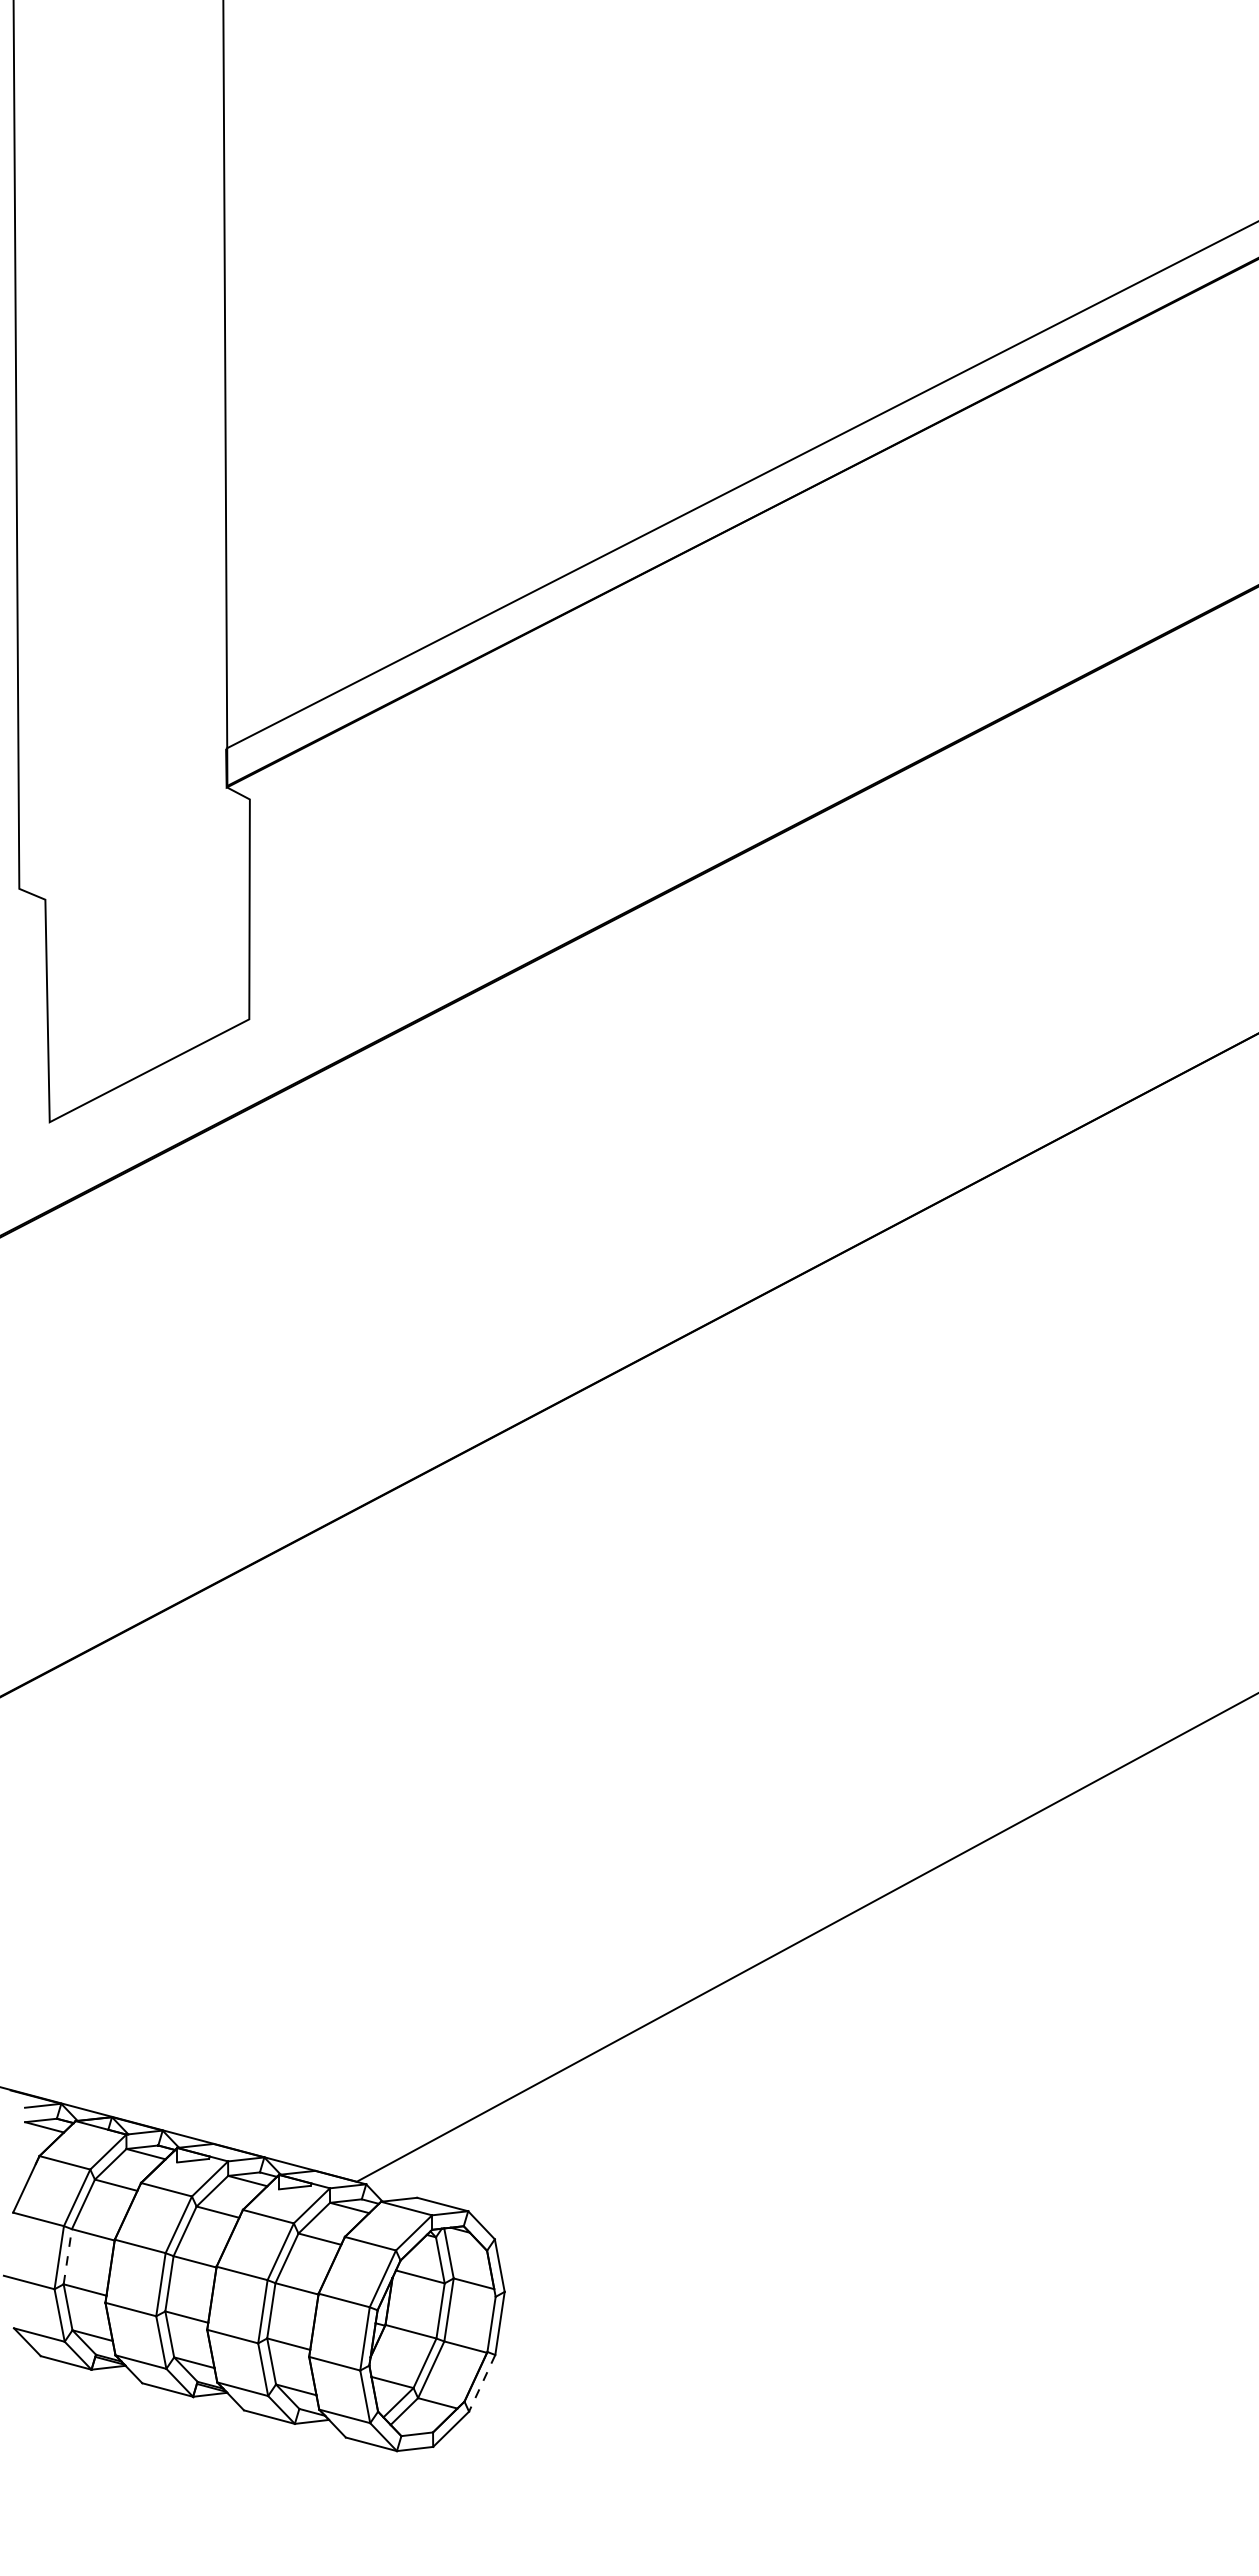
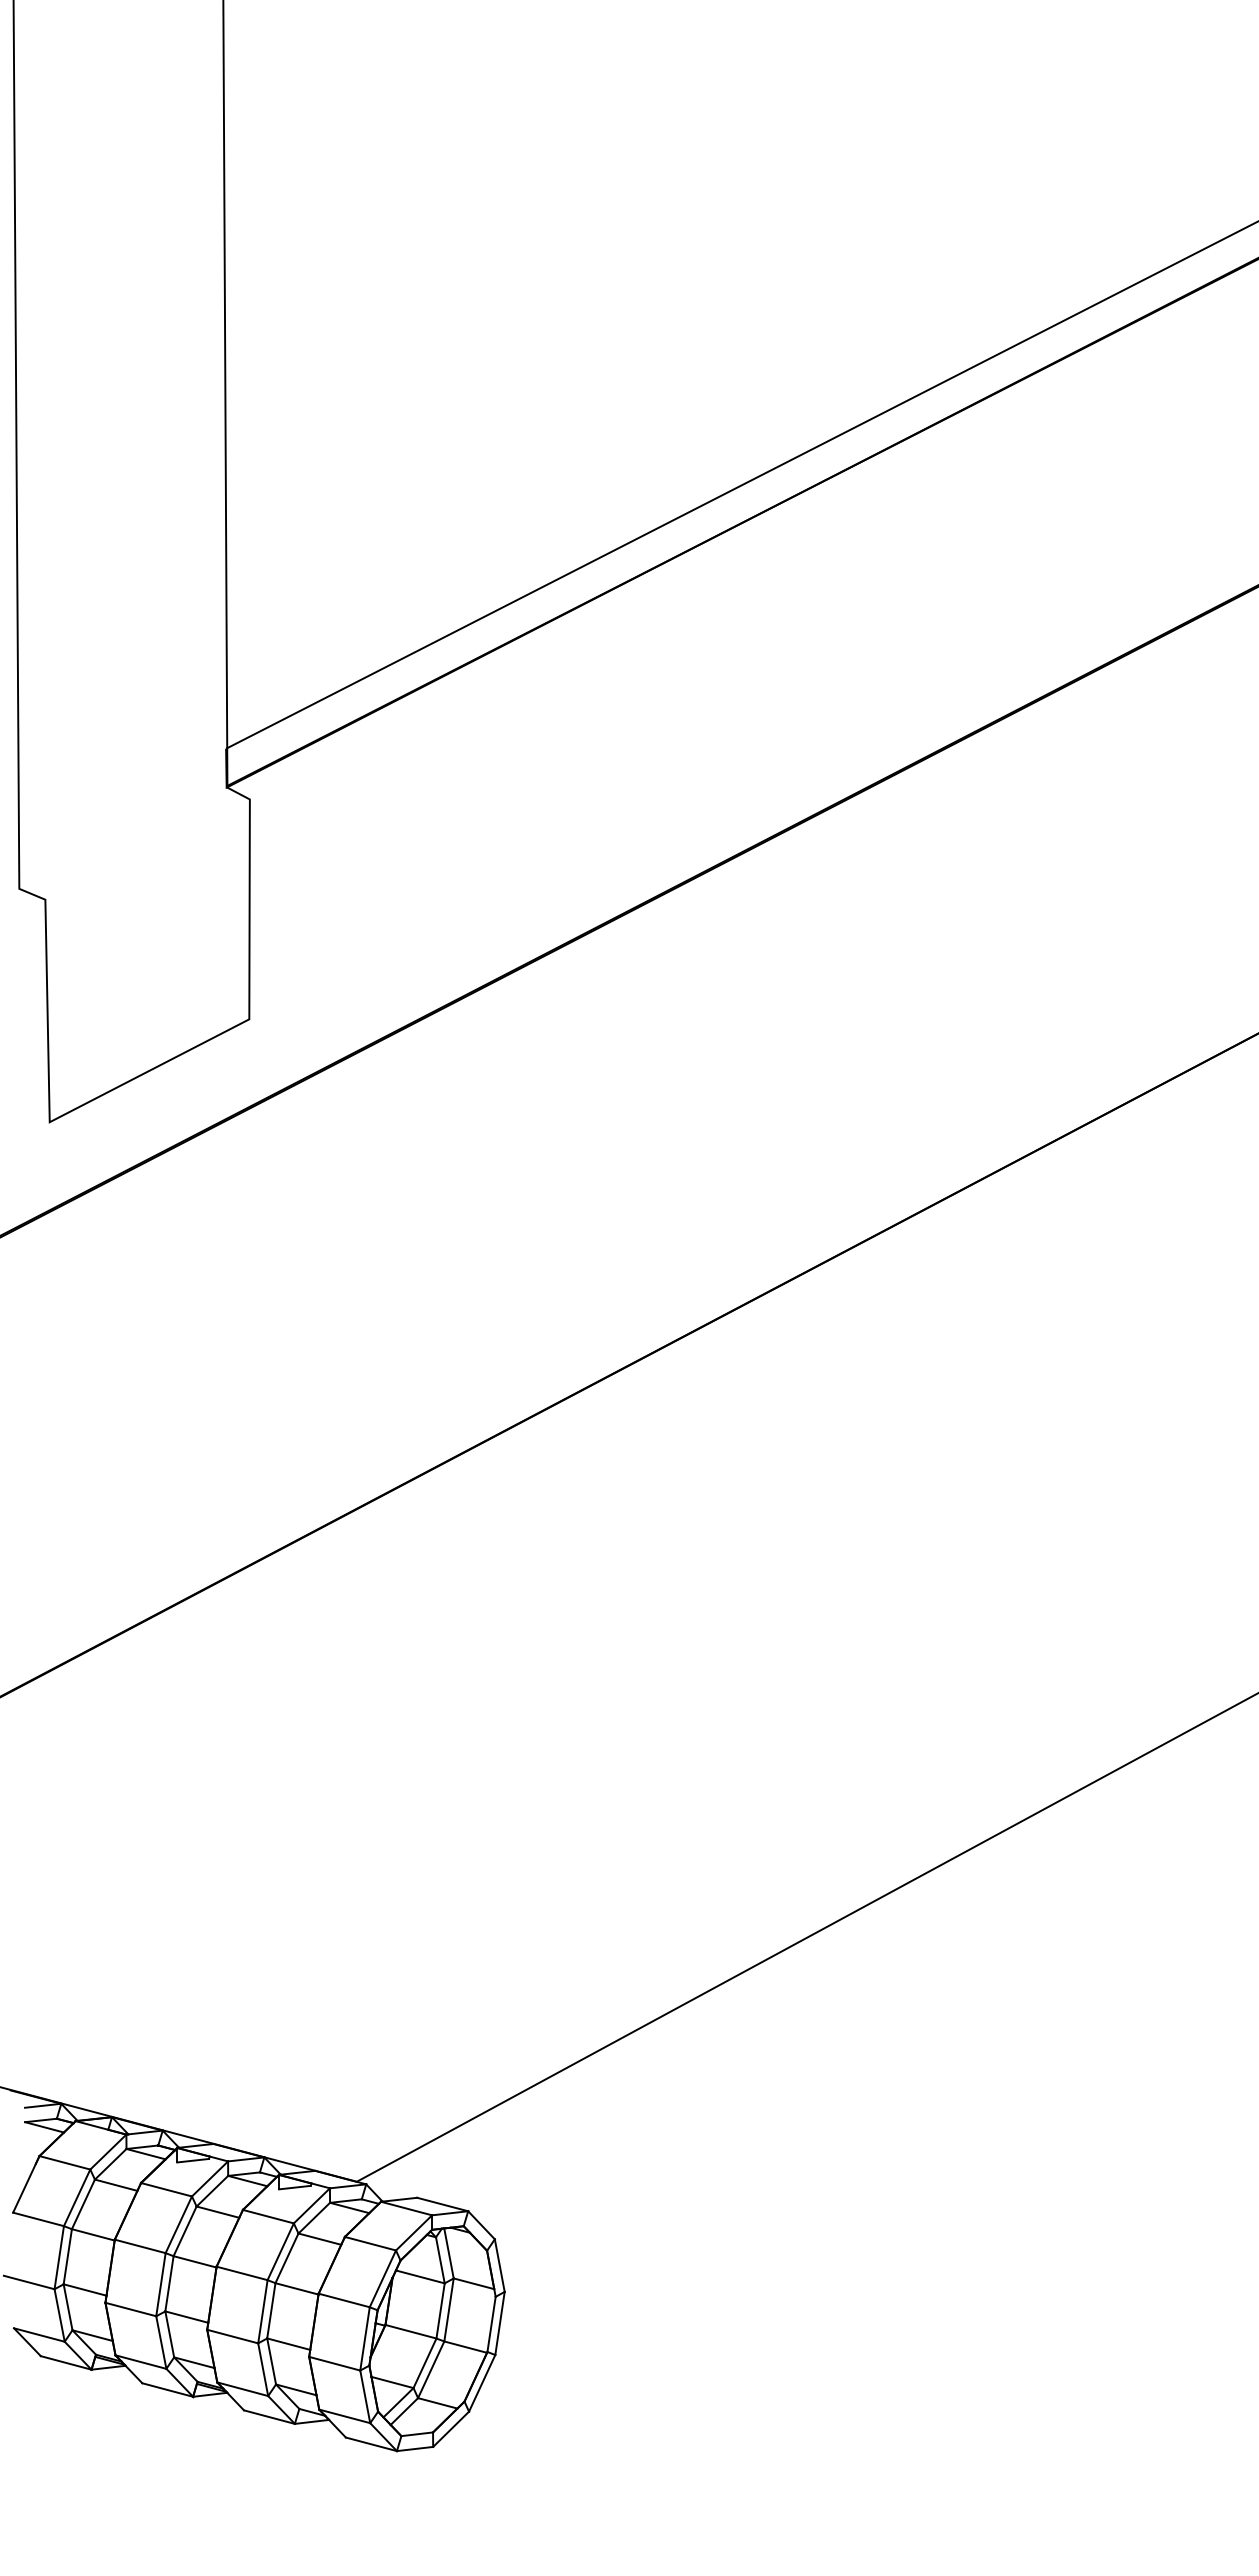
line: dashed -> solid (67, 2256)
line: dashed -> solid (481, 2383)
